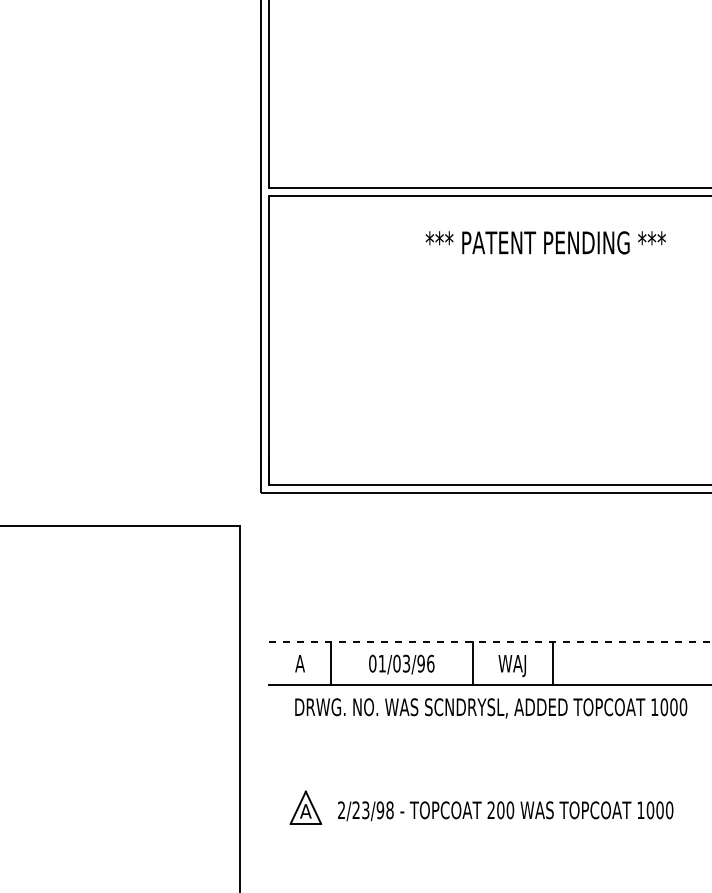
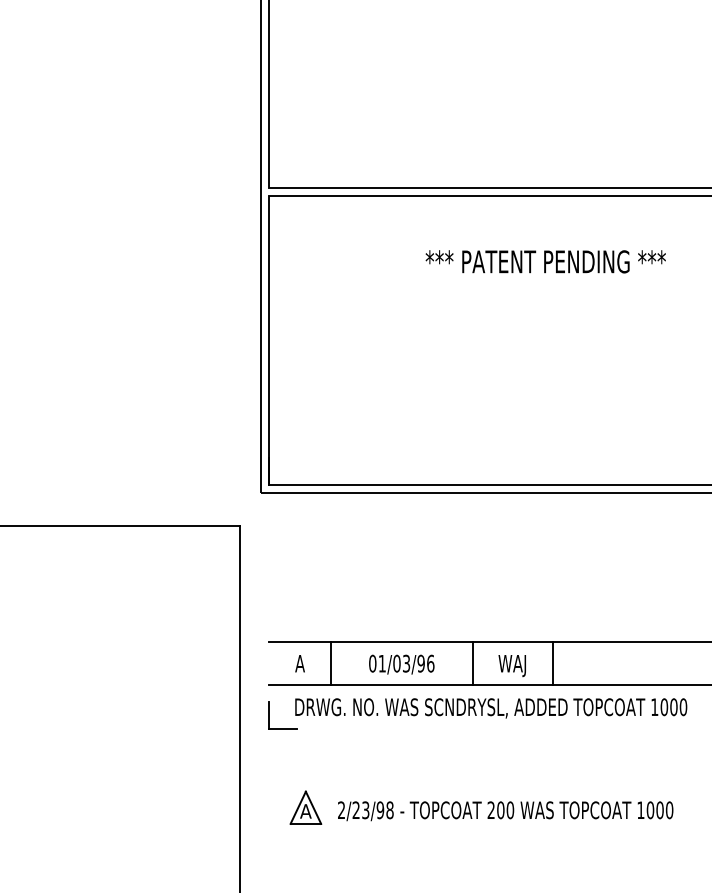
text position: (545, 242) -> (545, 261) (545, 261)
line: dashed -> solid (490, 641)
part: none -> present (269, 715)
